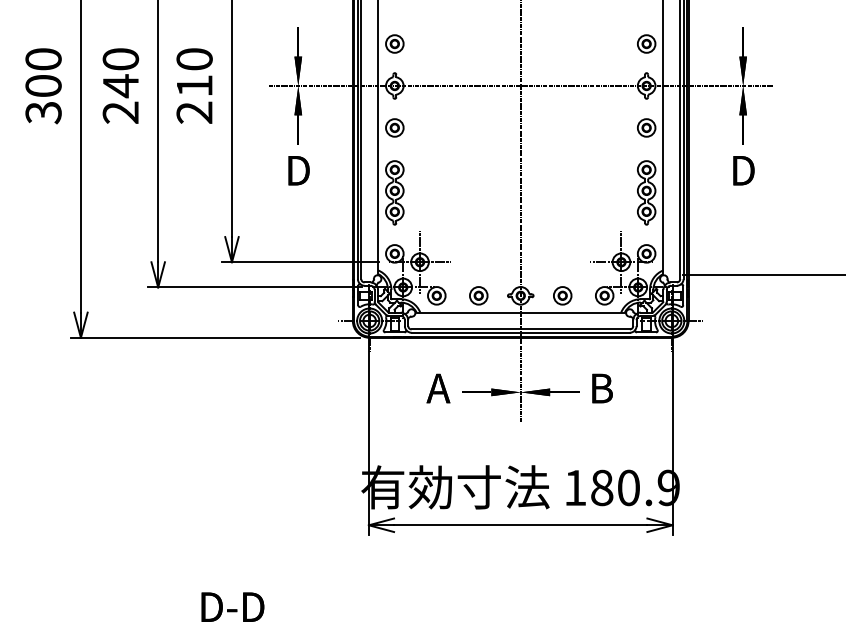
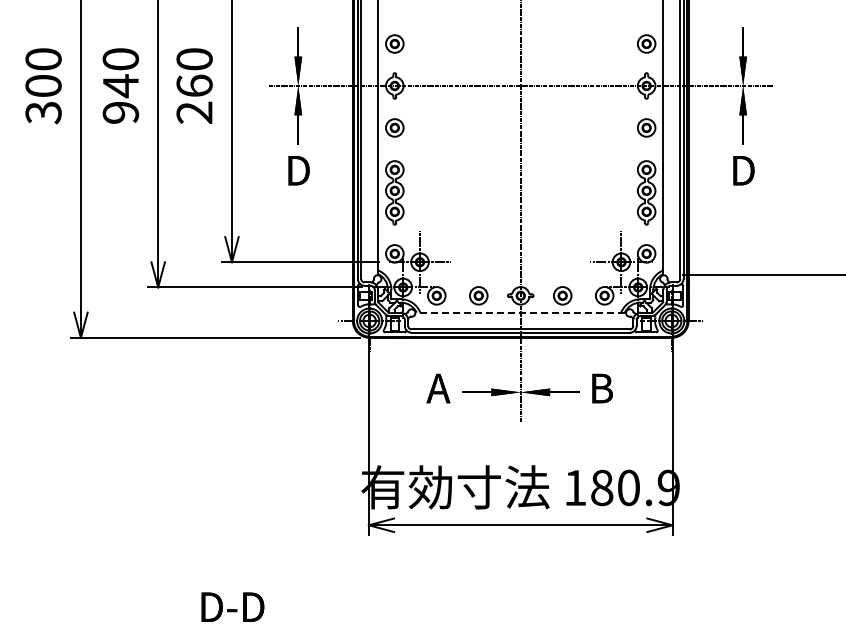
text: 210 -> 260 (194, 85)
text: 240 -> 940 (121, 112)
line: solid -> dashed (520, 312)
